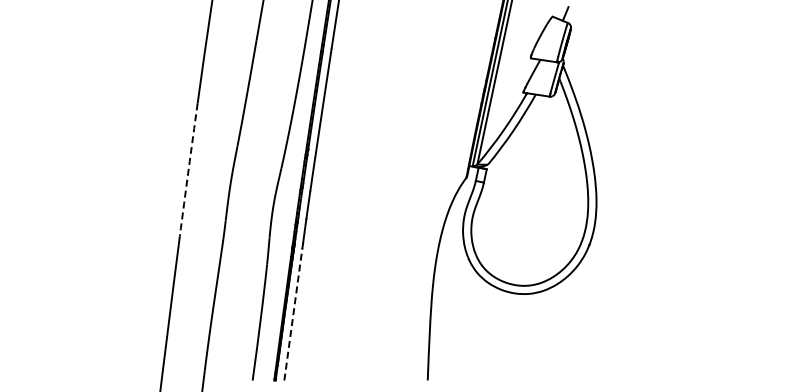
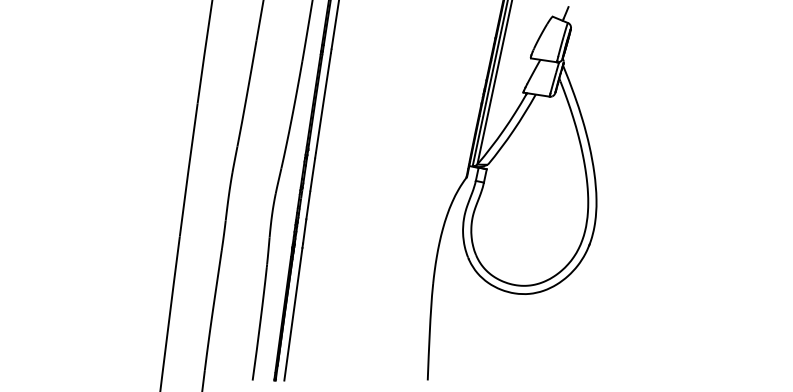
arc: dashed -> solid (188, 170)
line: dashed -> solid (293, 314)
